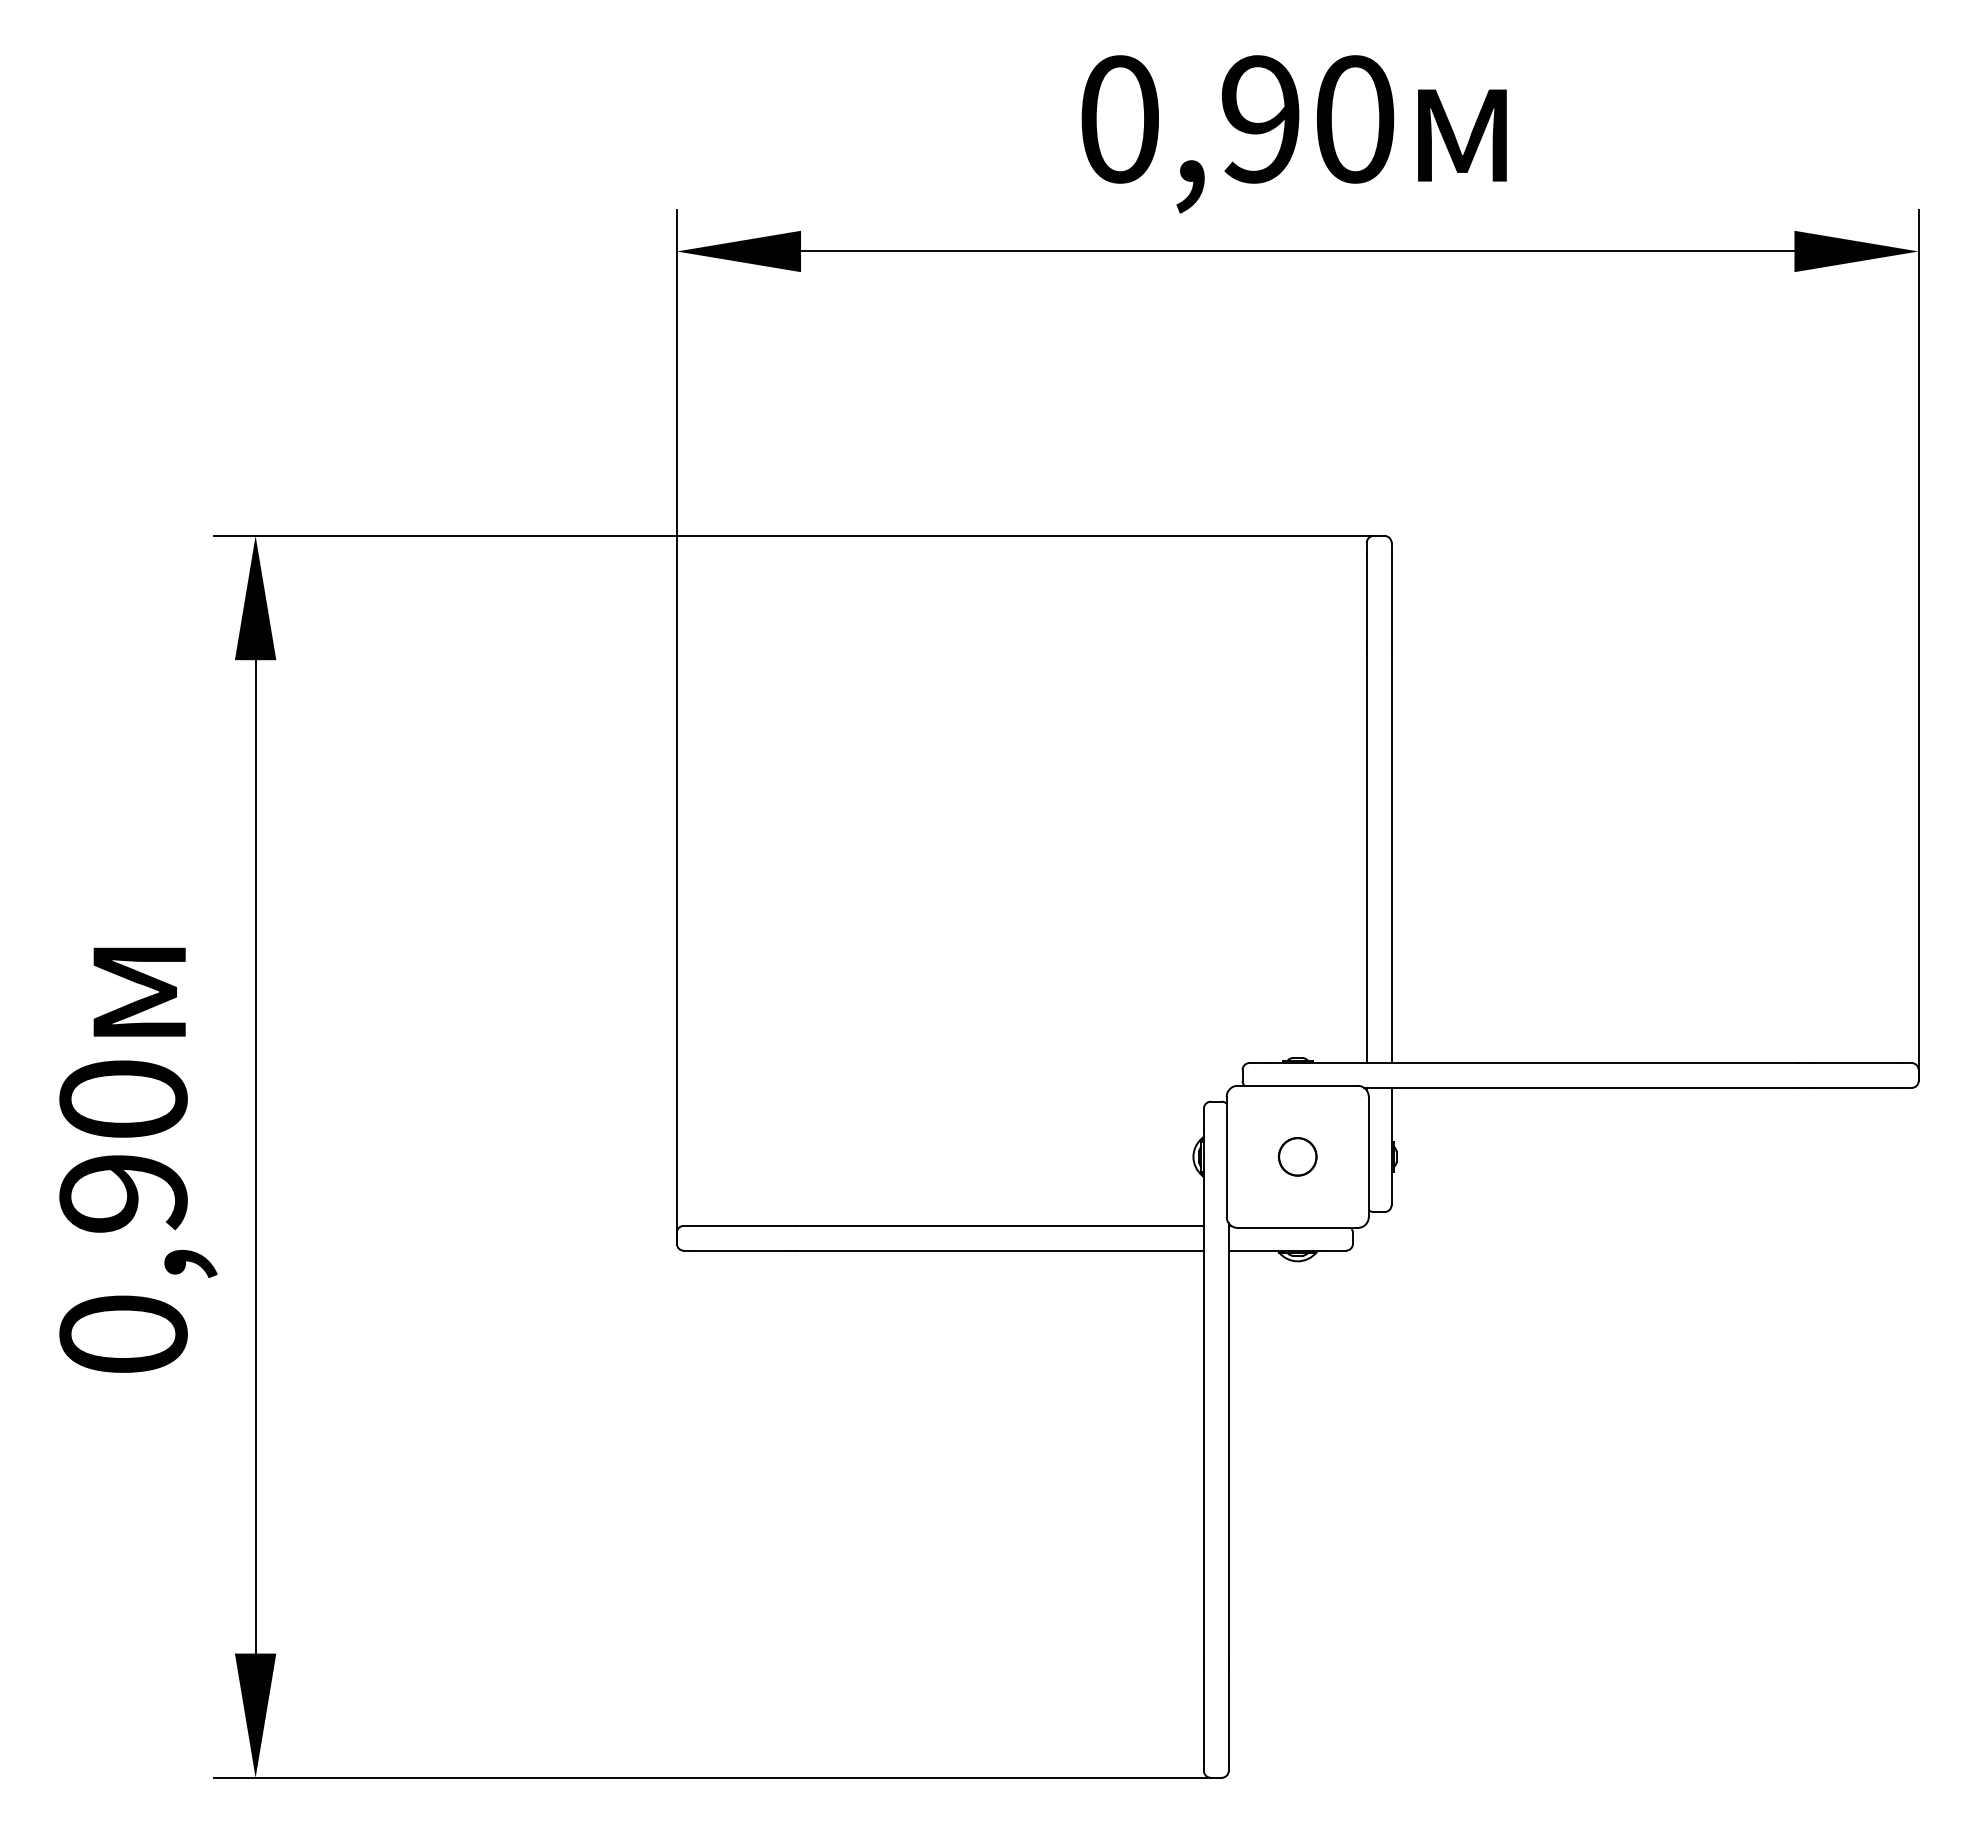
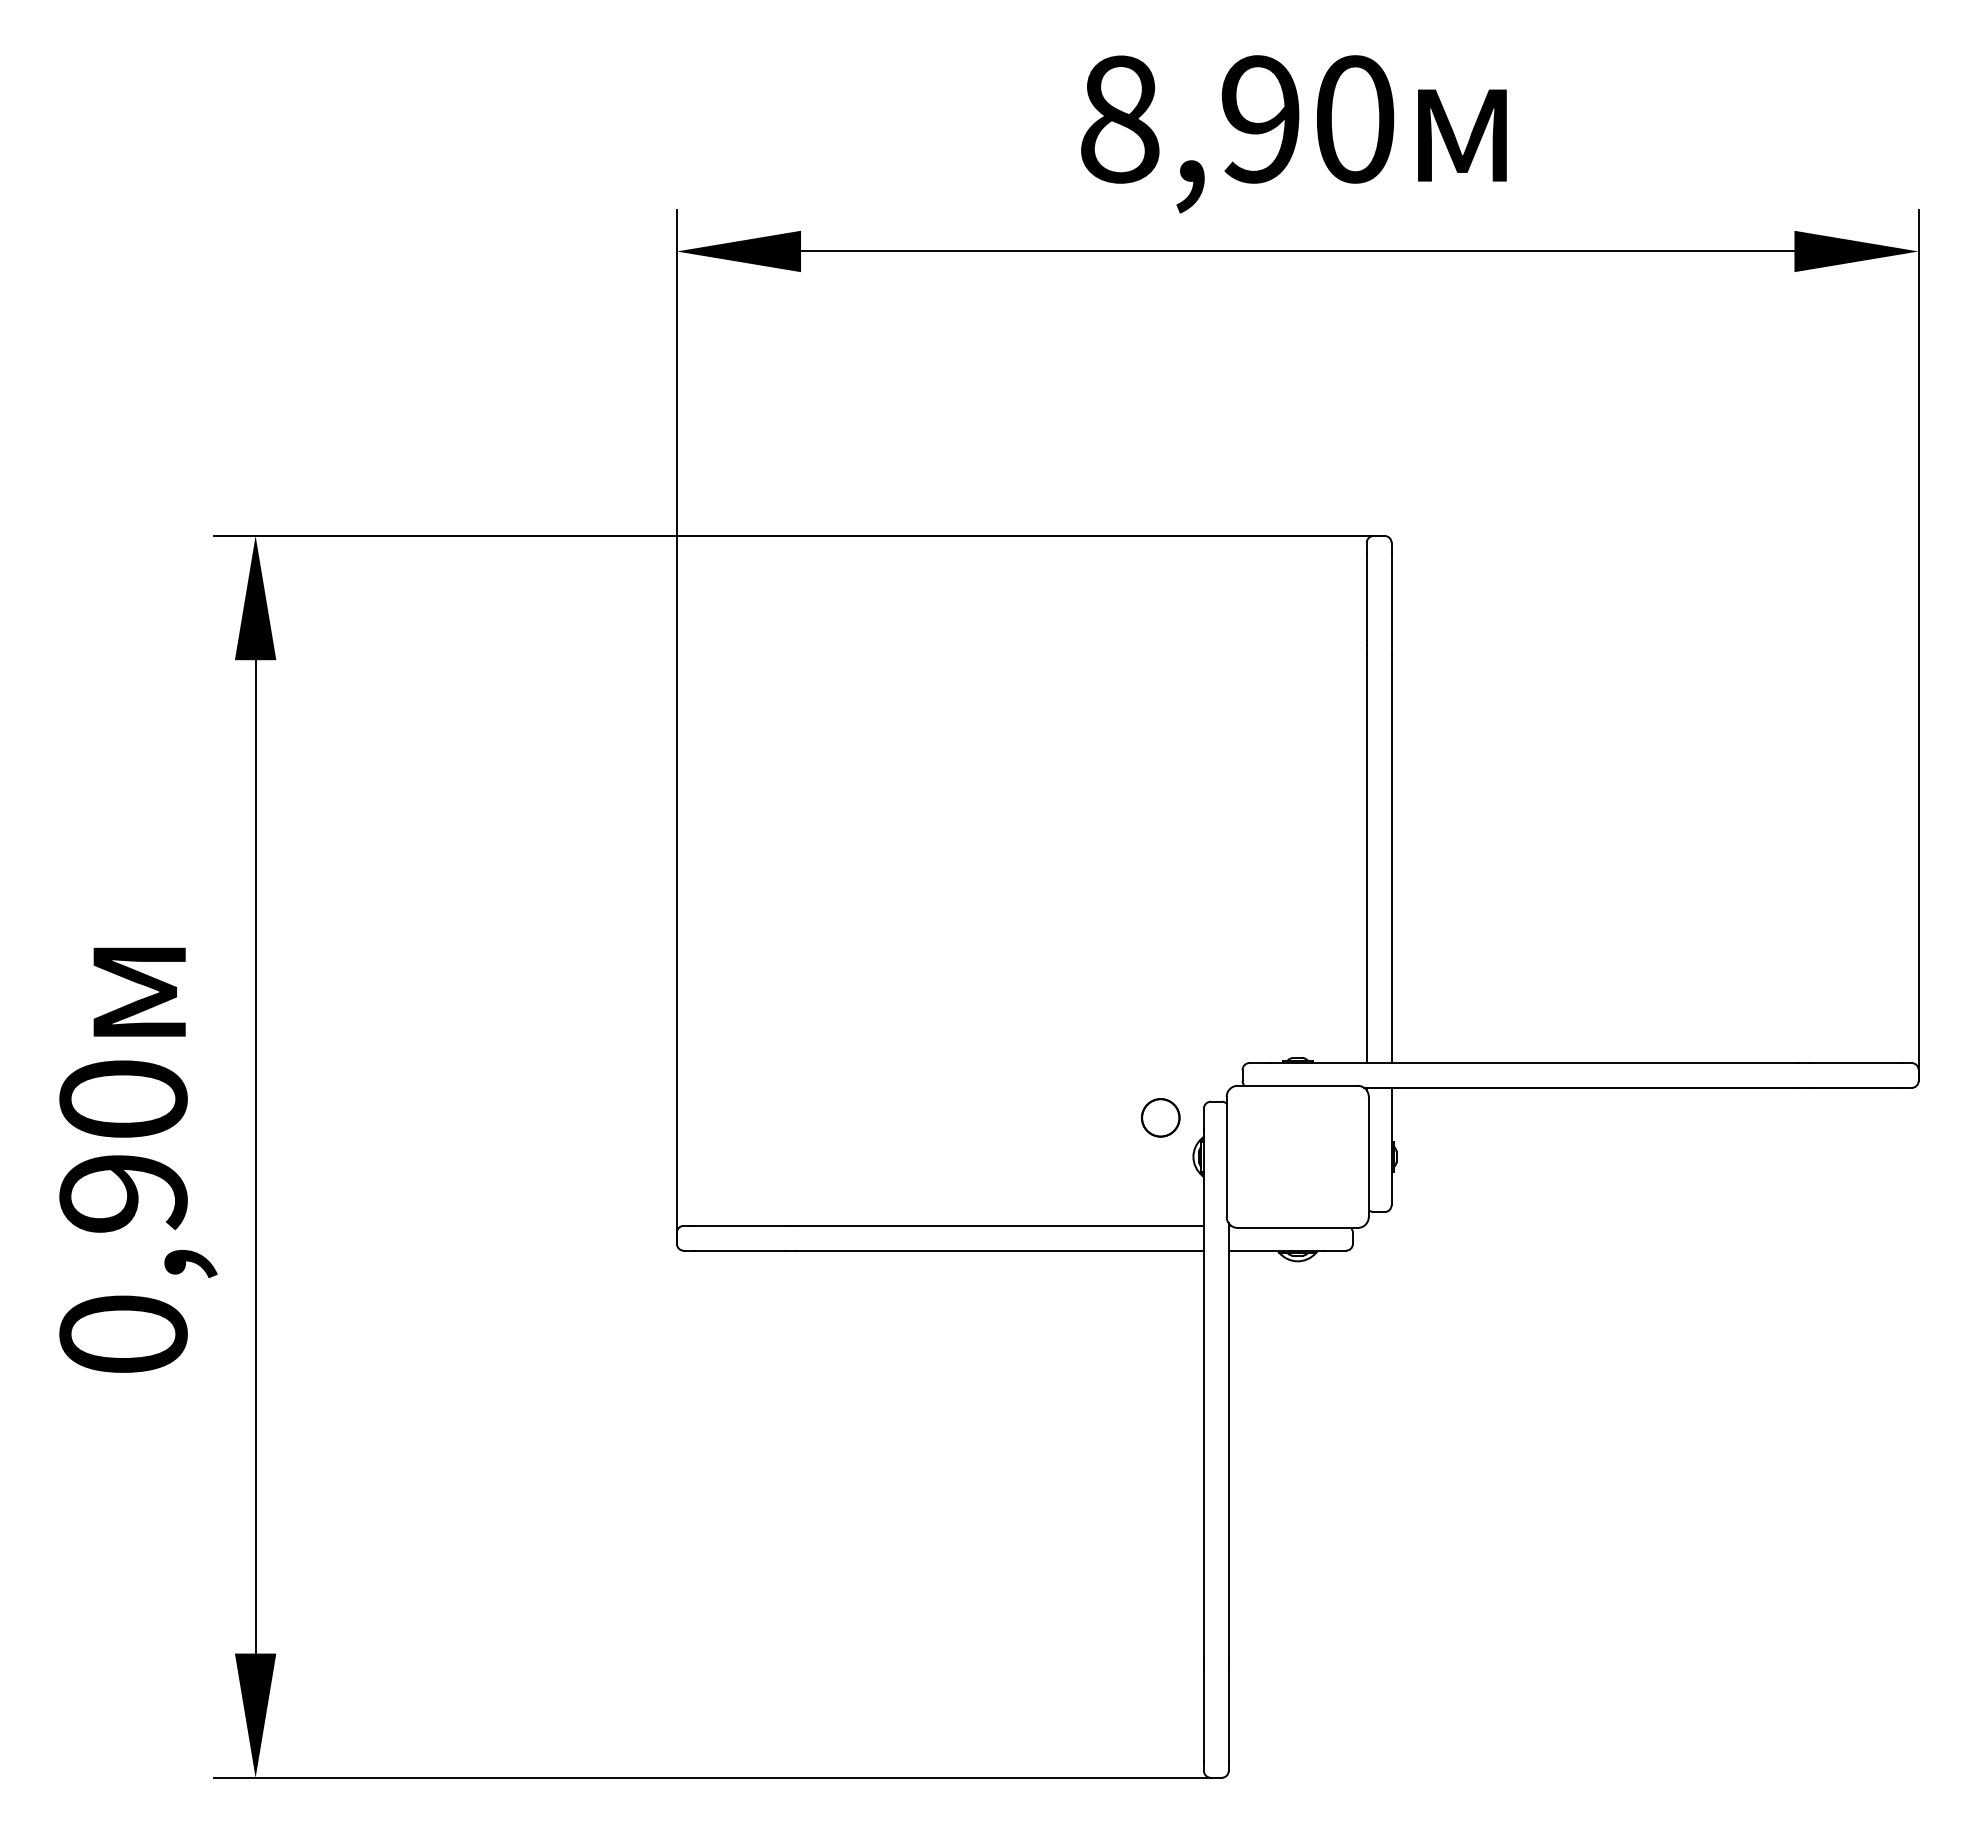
text: 0,90 -> 8,90 (1120, 119)
circle position: (1297, 1156) -> (1160, 1117) (1160, 1117)
